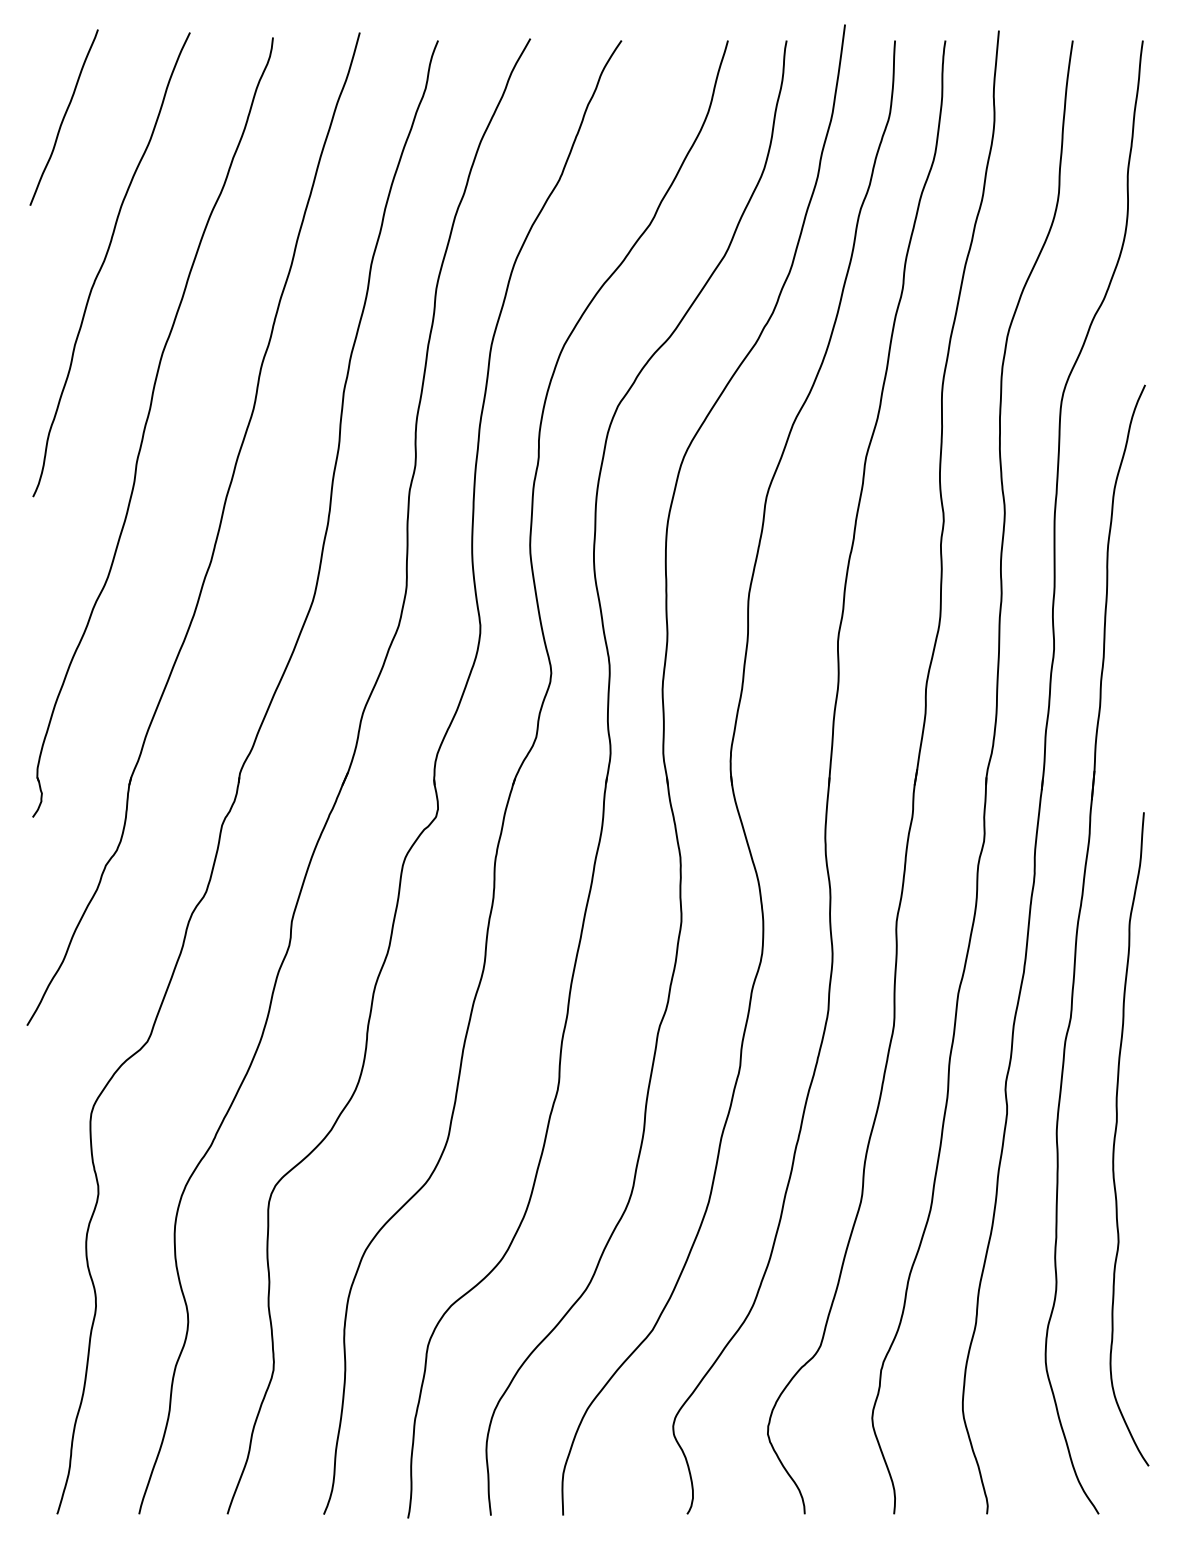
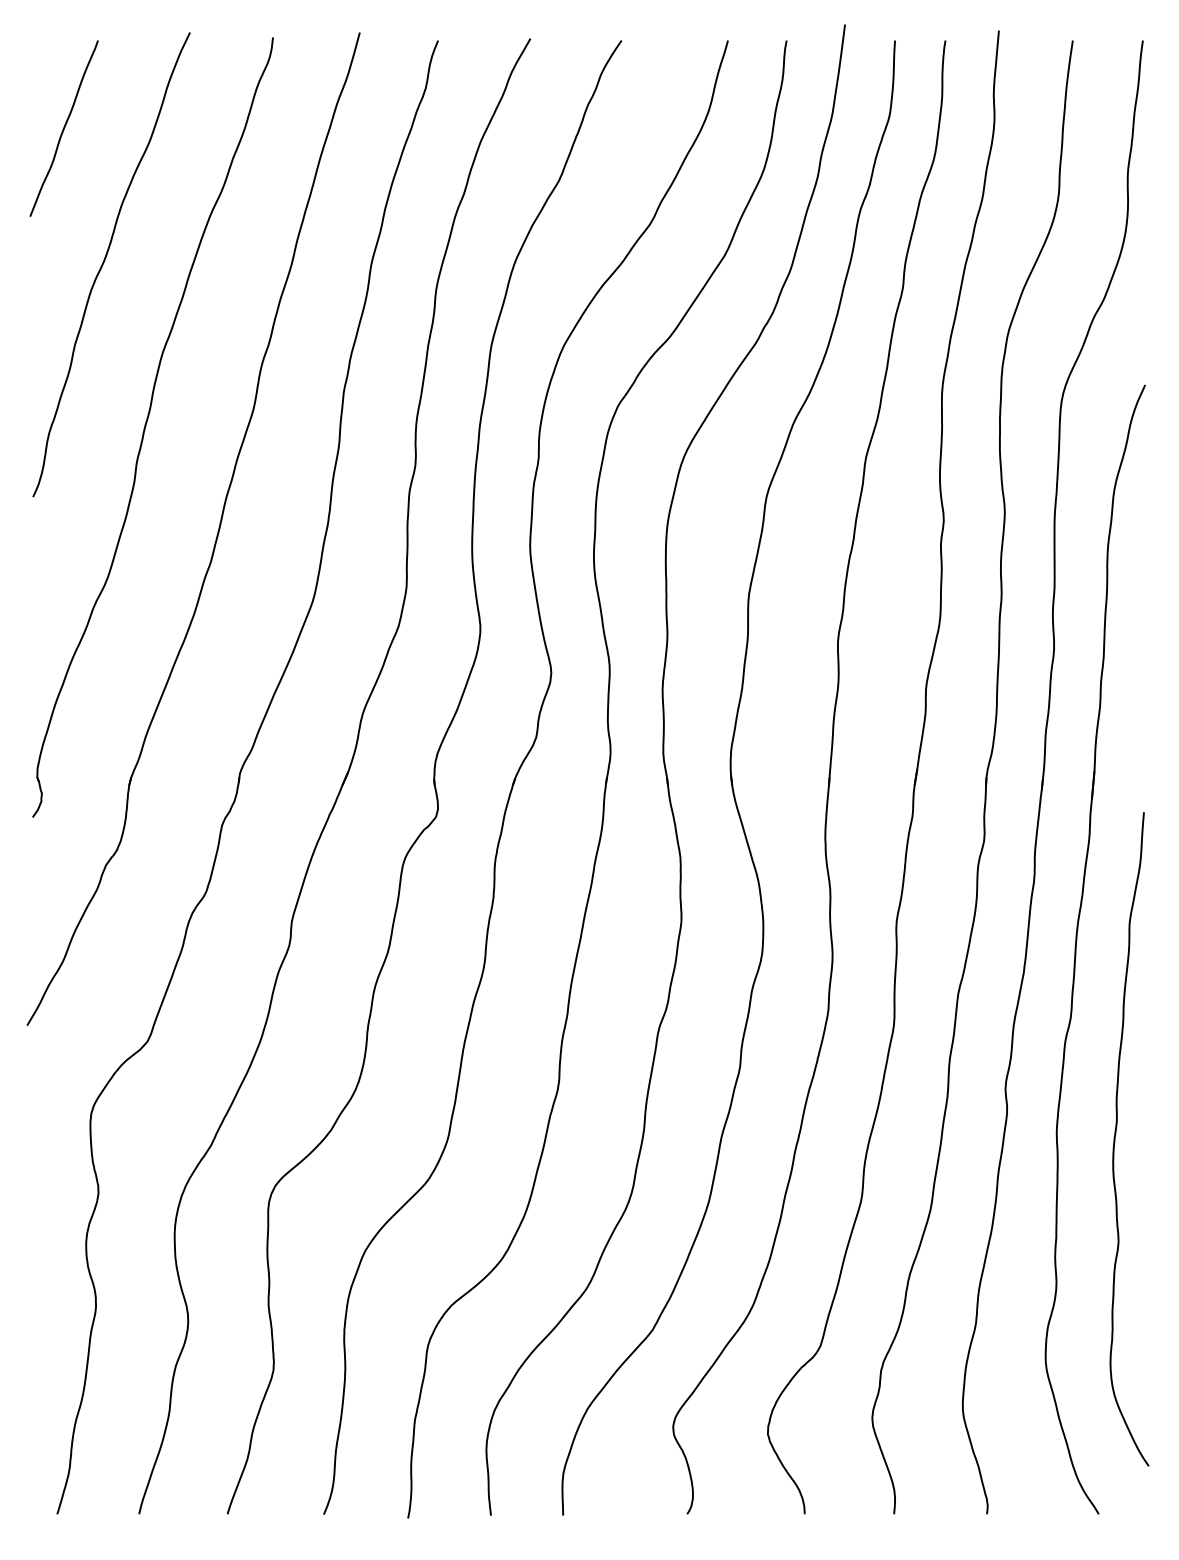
curve position: (63, 117) -> (63, 128) (63, 128)
